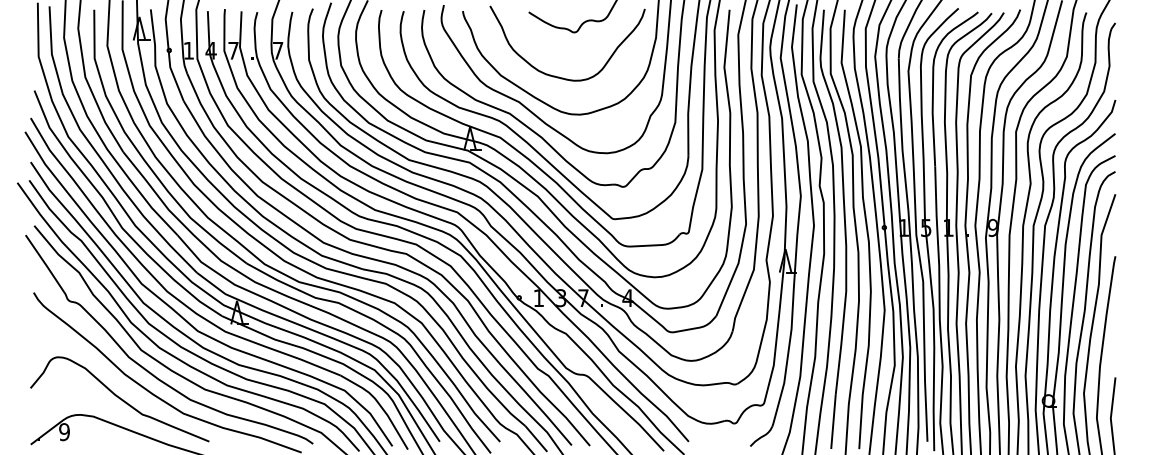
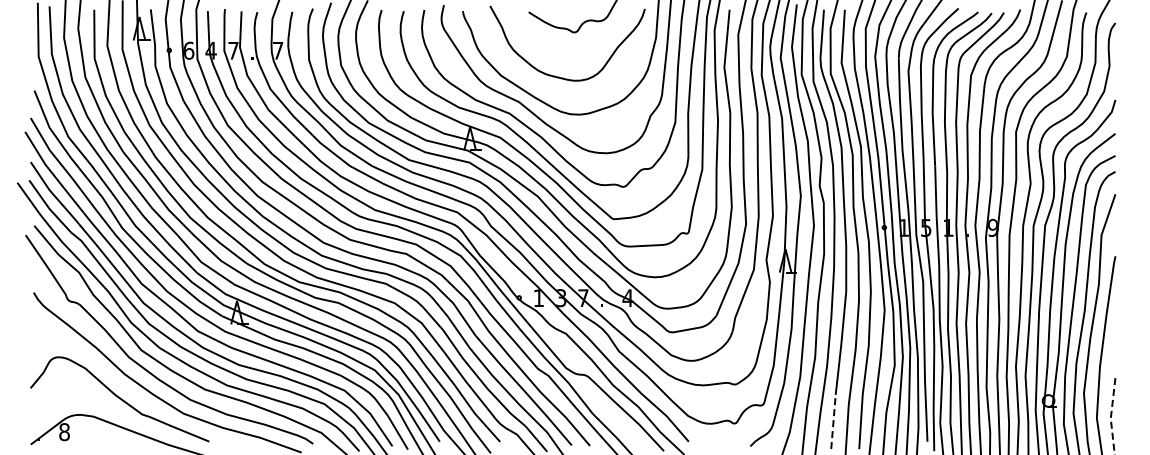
text: 1 -> 6 (189, 50)
line: solid -> dashed (1111, 416)
line: solid -> dashed (833, 421)
text: 9 -> 8 (64, 432)
